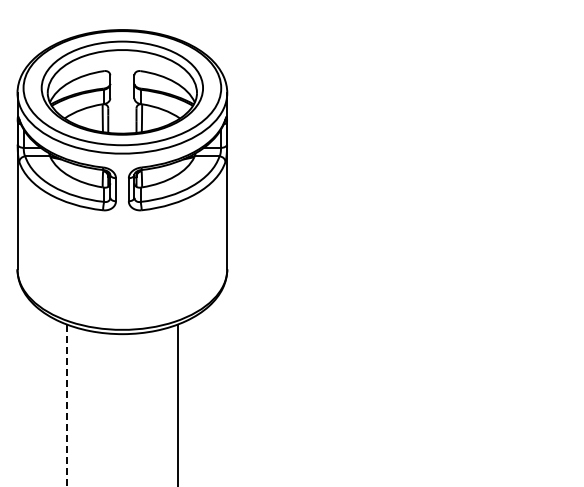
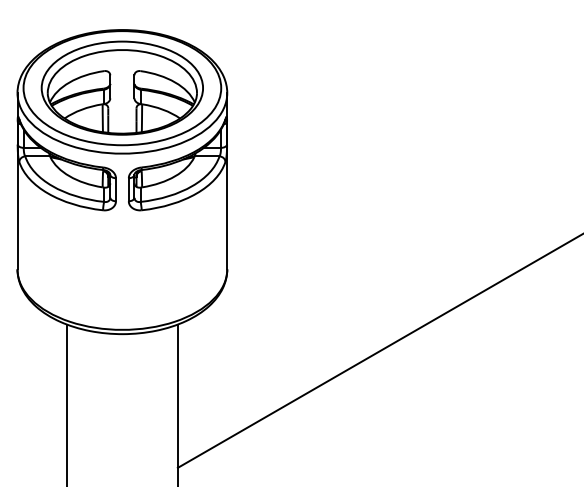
line: none -> present (378, 351)
line: dashed -> solid (66, 406)
